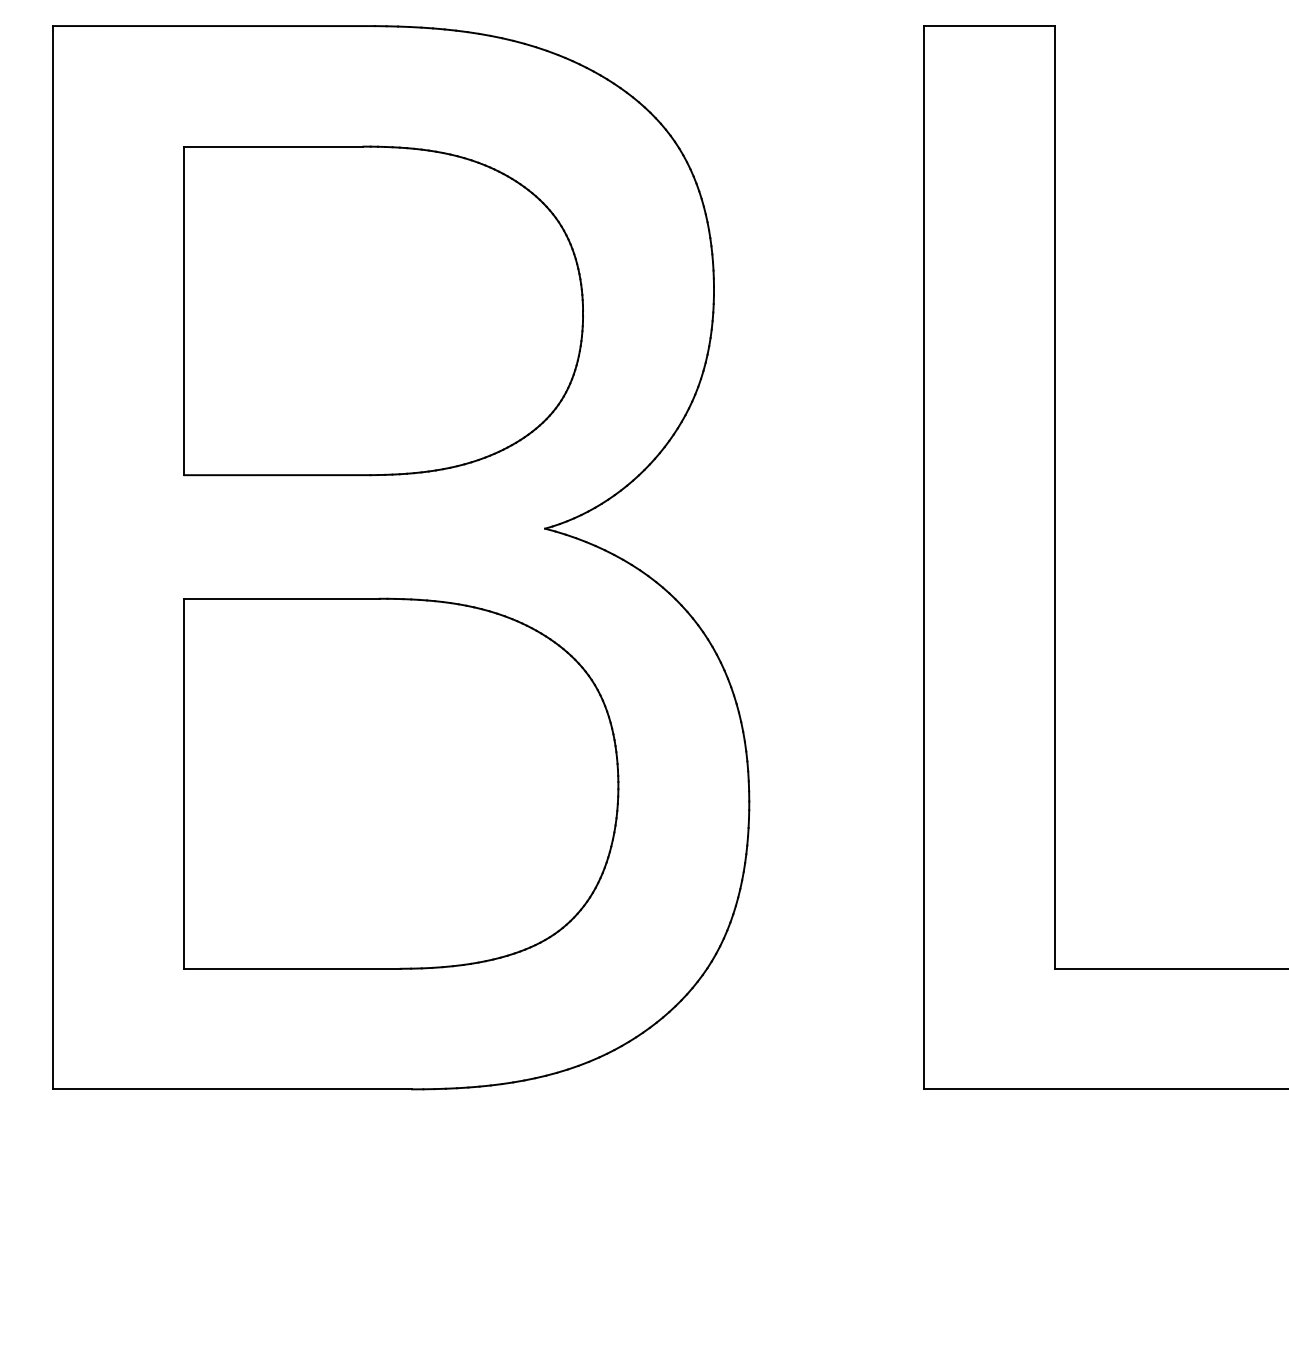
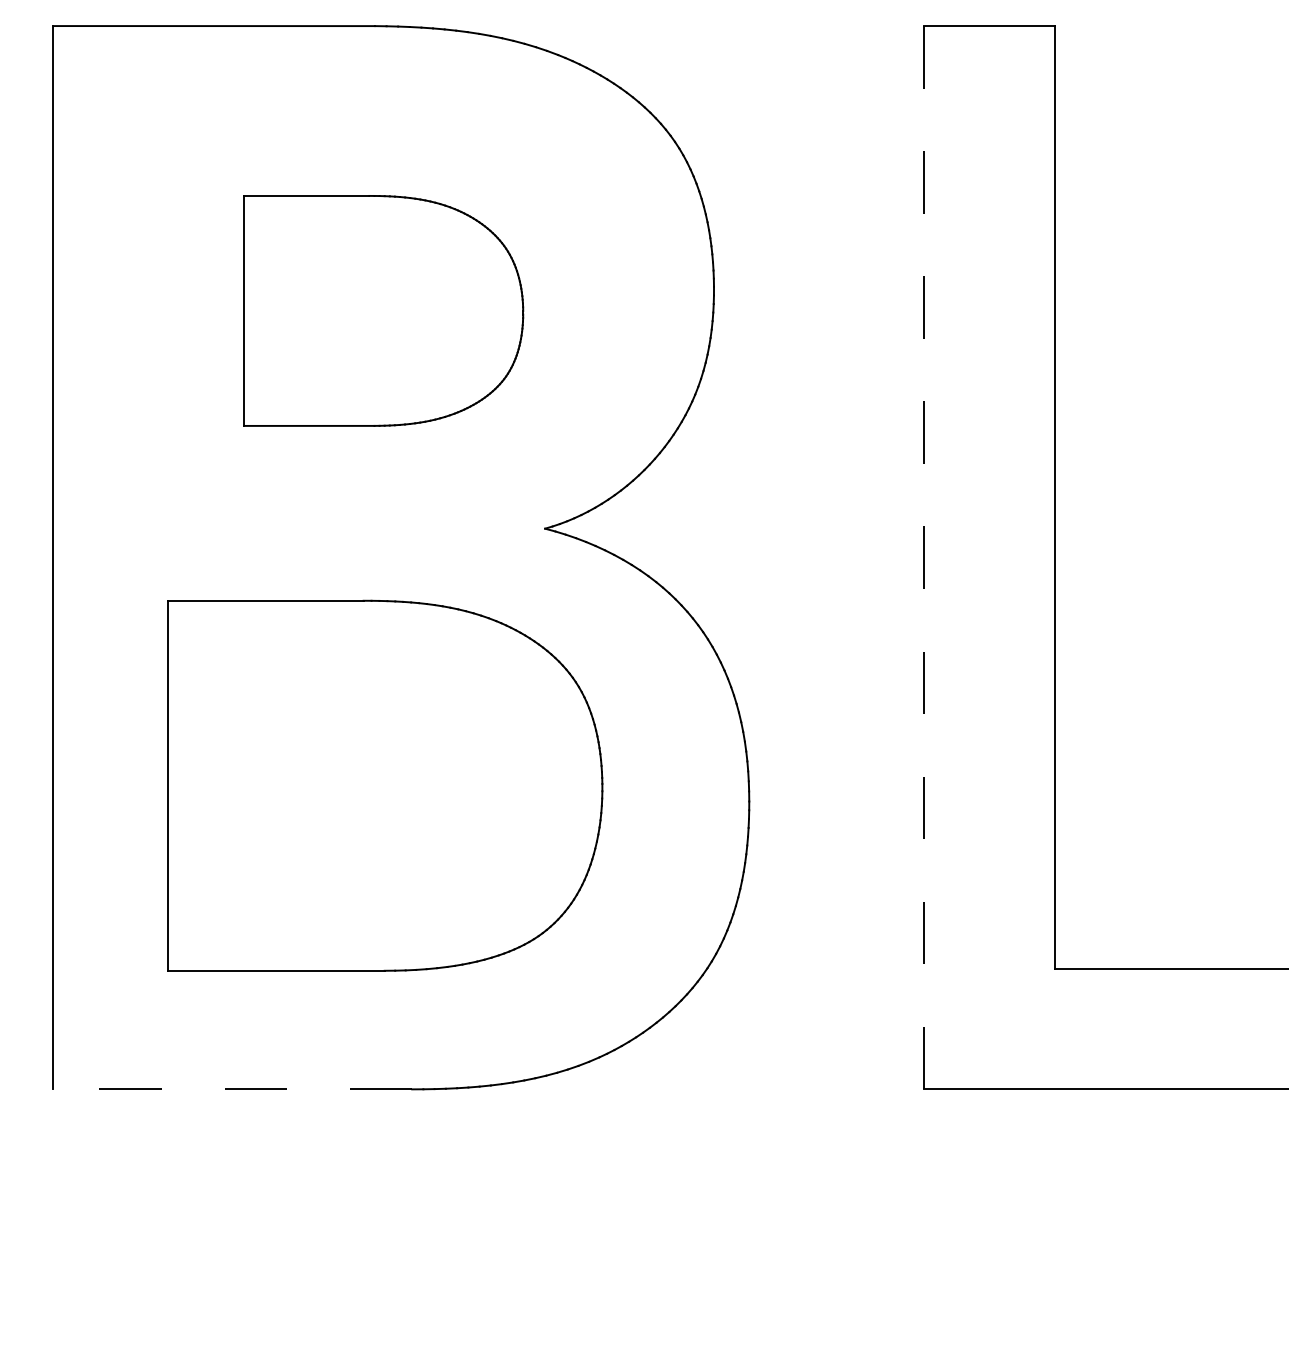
part size: 401x332 px -> 282x232 px (383, 310)
line: solid -> dashed (924, 557)
part position: (401, 783) -> (385, 785) (385, 785)
line: solid -> dashed (232, 1089)
